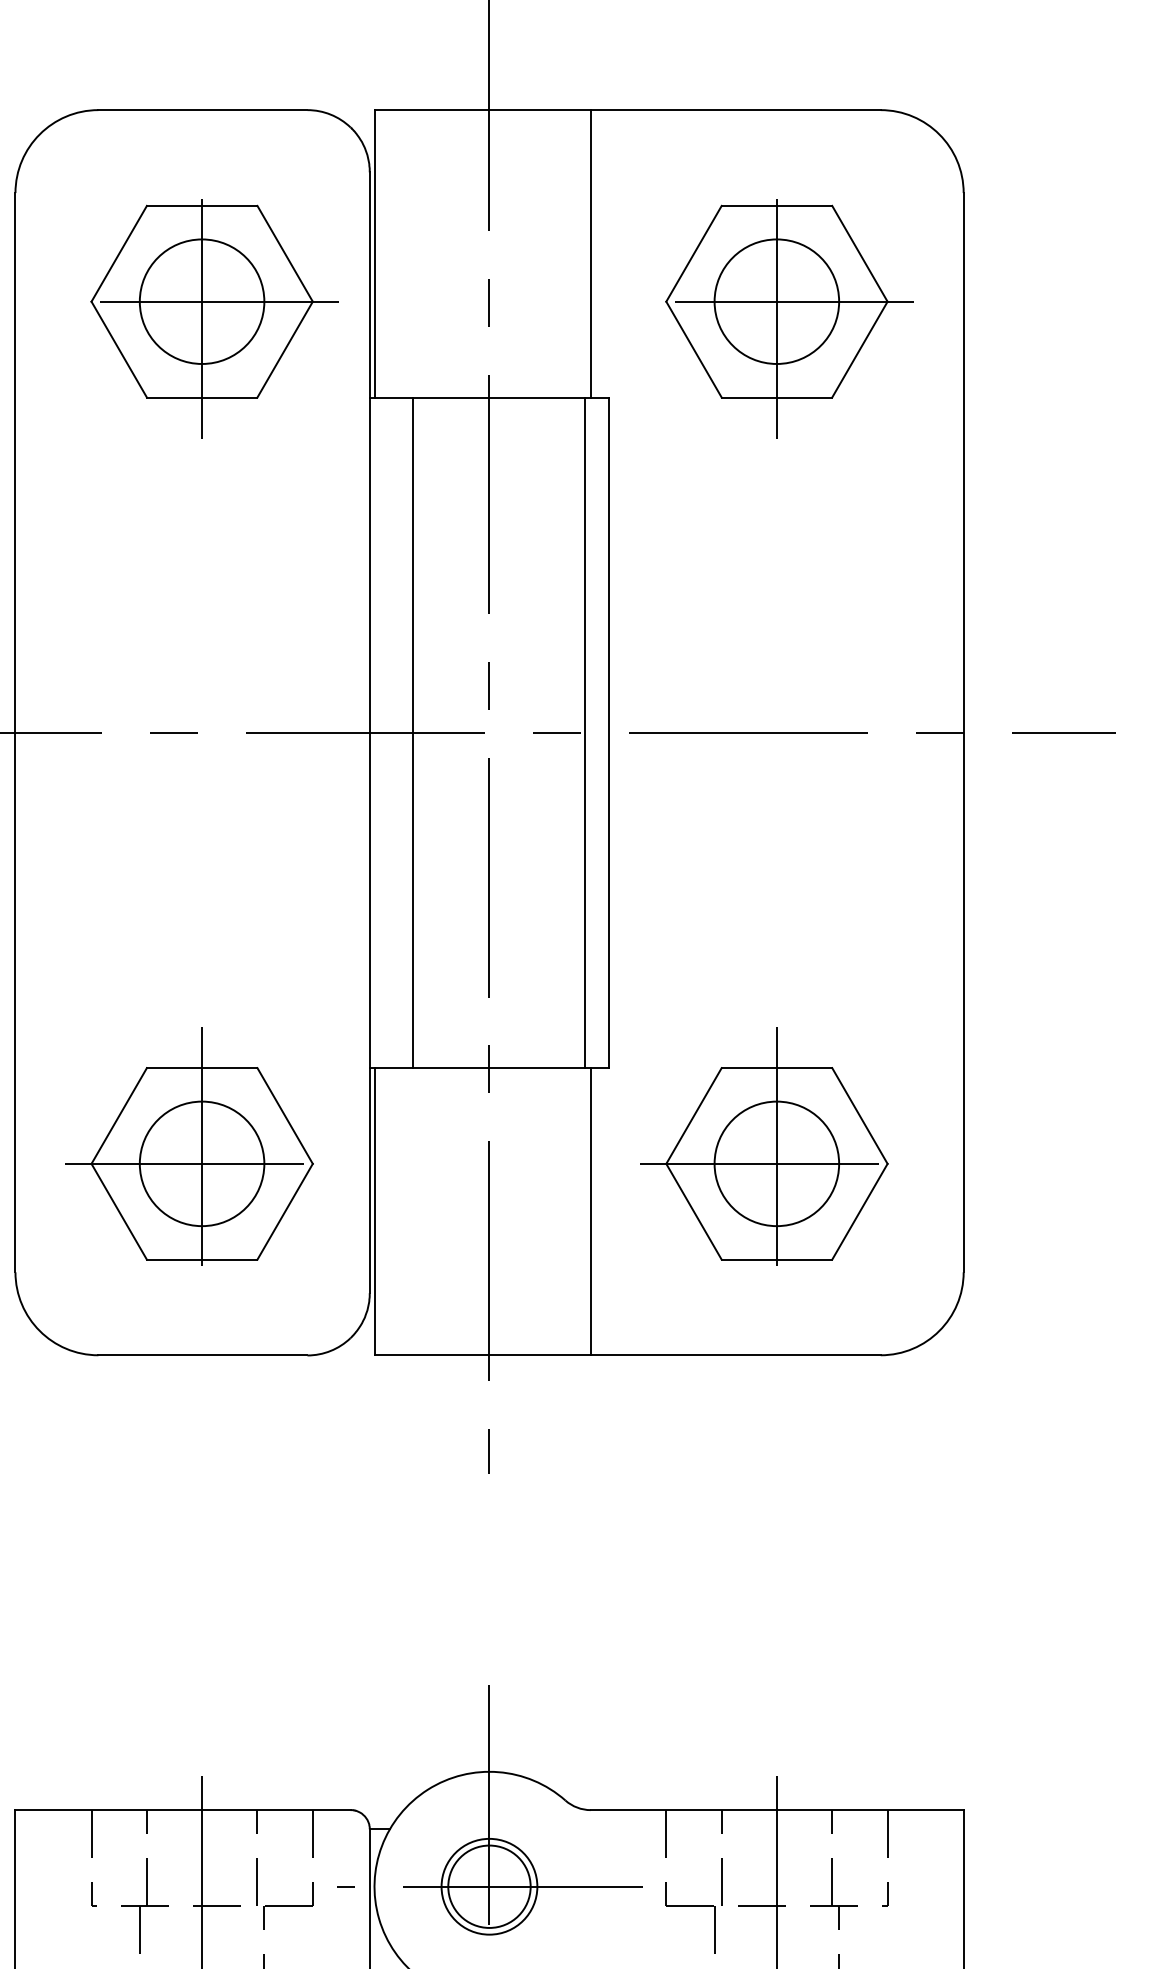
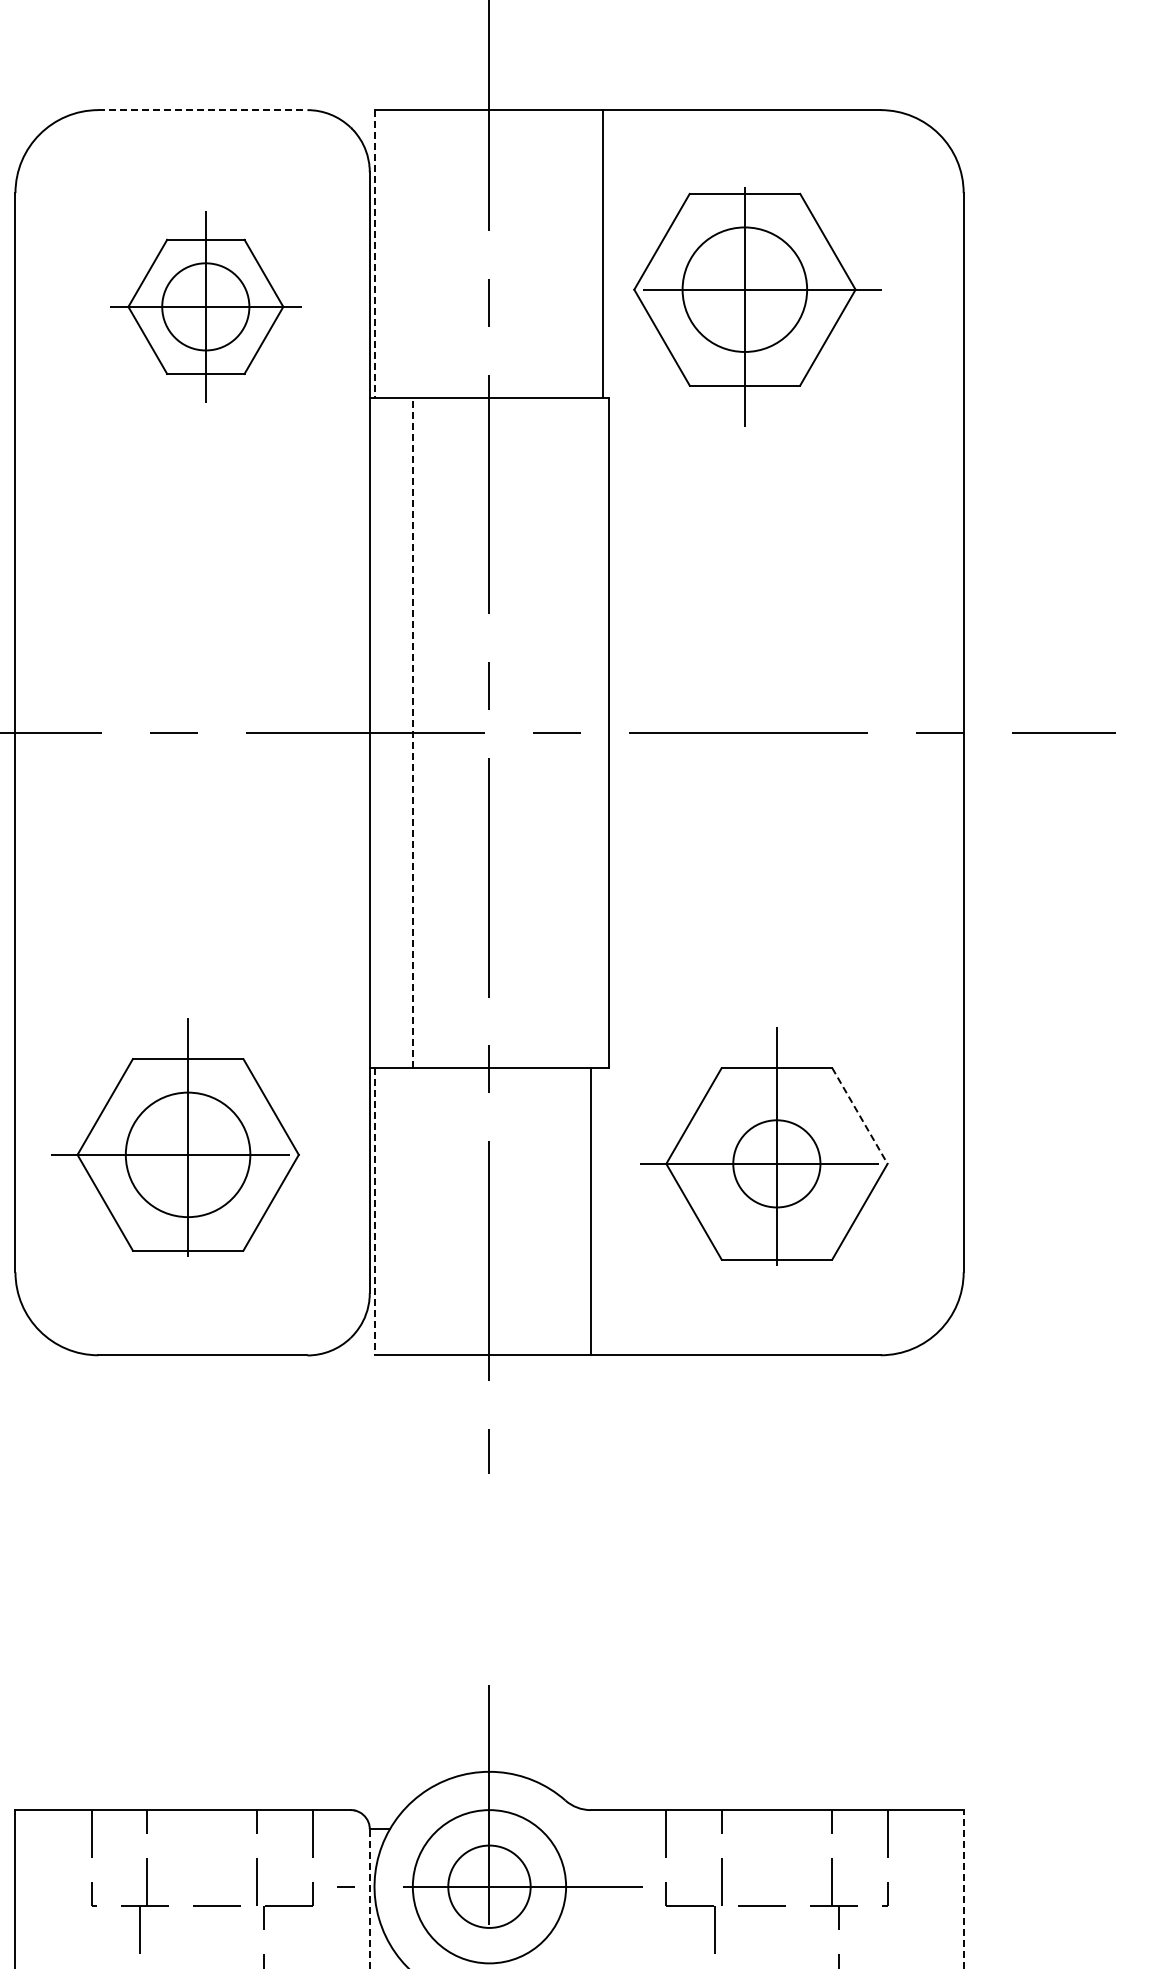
line: solid -> dashed (202, 110)
line: solid -> dashed (374, 253)
line position: (590, 253) -> (602, 253) (602, 253)
part size: 249x240 px -> 181x174 px (211, 315)
part position: (789, 318) -> (757, 306) (757, 306)
line: solid -> dashed (412, 732)
line: present -> none (585, 732)
line: solid -> dashed (860, 1116)
part position: (189, 1146) -> (175, 1137) (175, 1137)
circle diameter: 125 px -> 87 px (776, 1163)
line: solid -> dashed (374, 1211)
line: present -> none (202, 1870)
line: present -> none (776, 1870)
circle diameter: 96 px -> 153 px (489, 1886)
line: solid -> dashed (963, 1888)
line: solid -> dashed (369, 1899)
